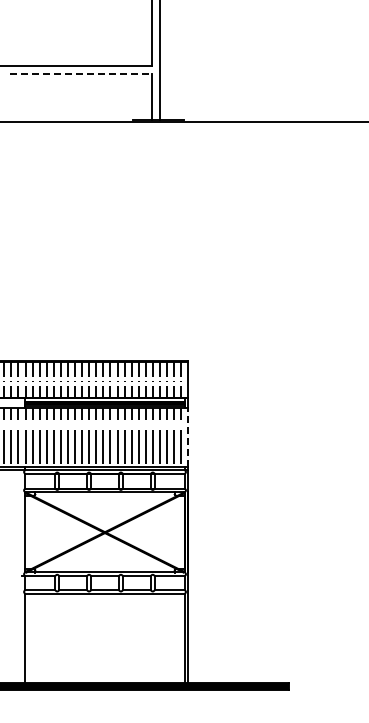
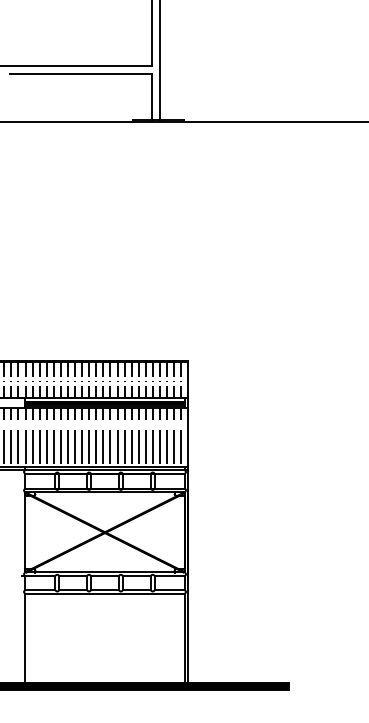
line: dashed -> solid (81, 73)
line: dashed -> solid (188, 437)
